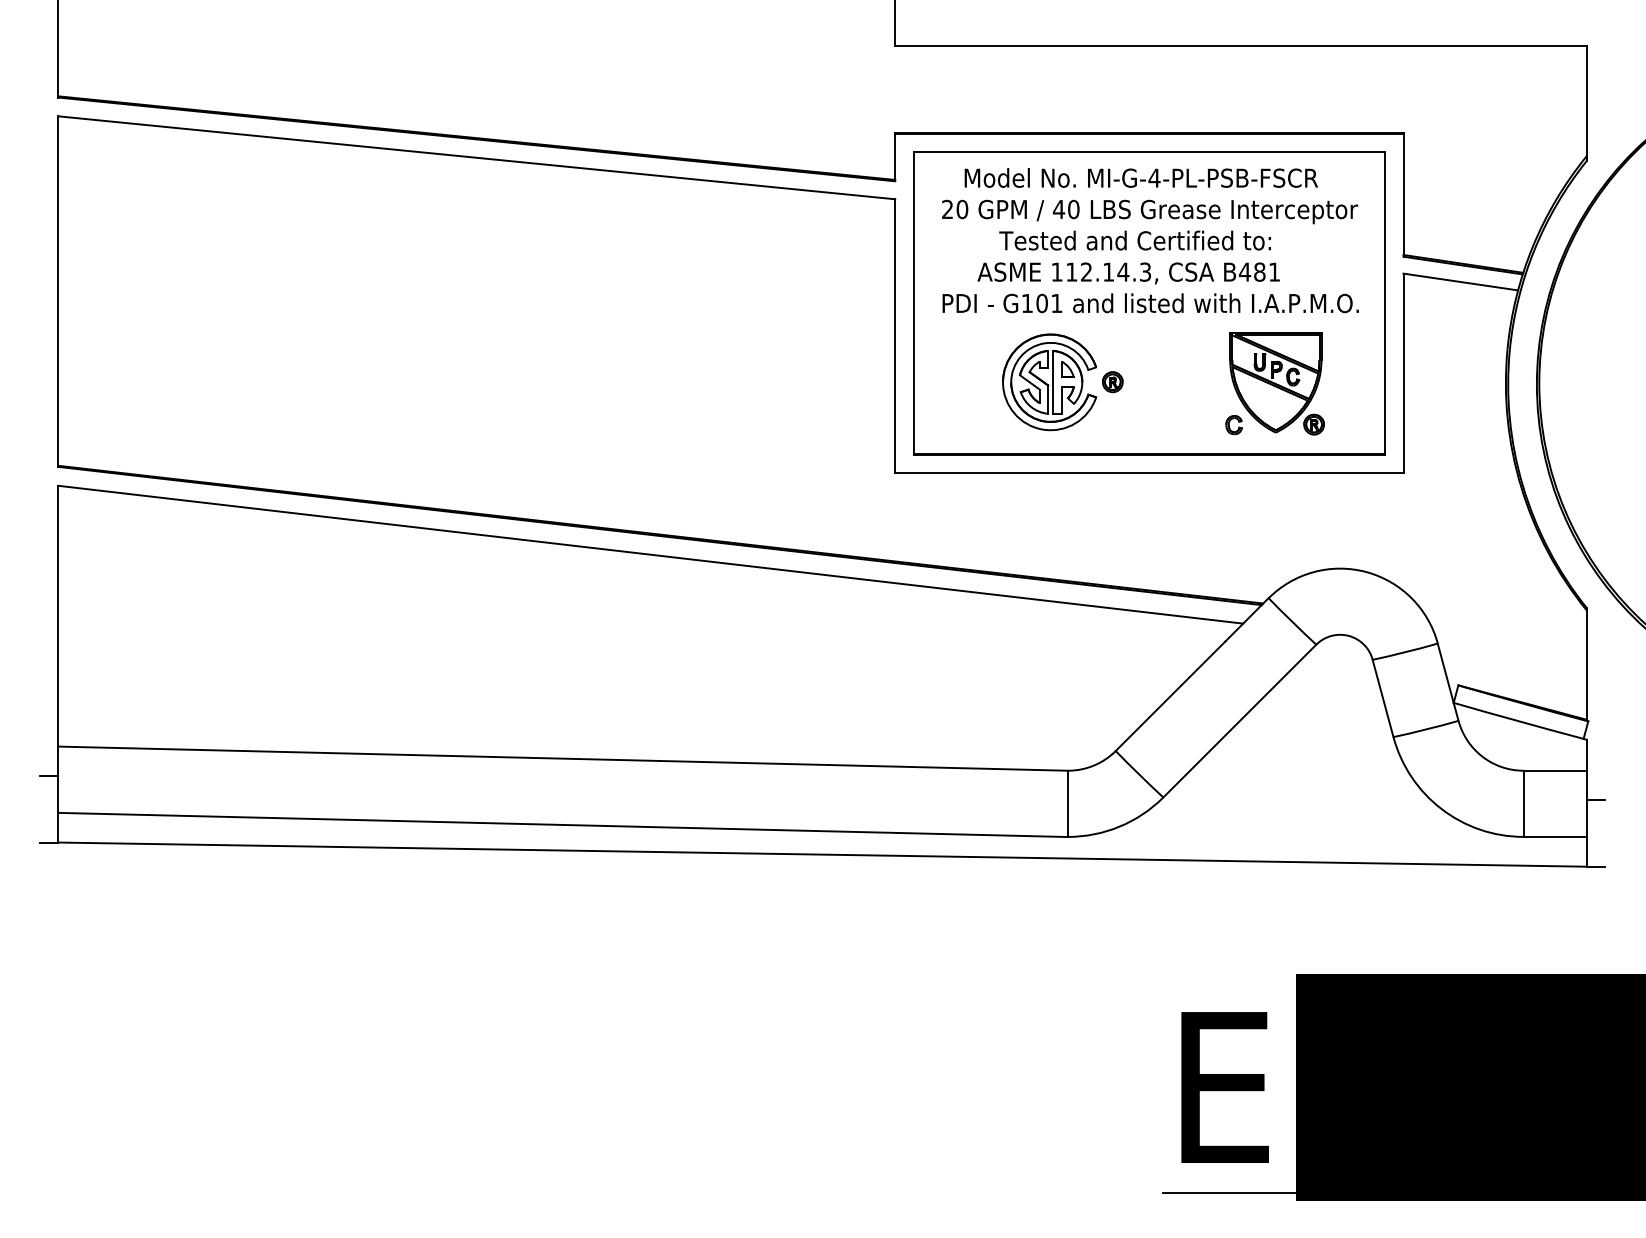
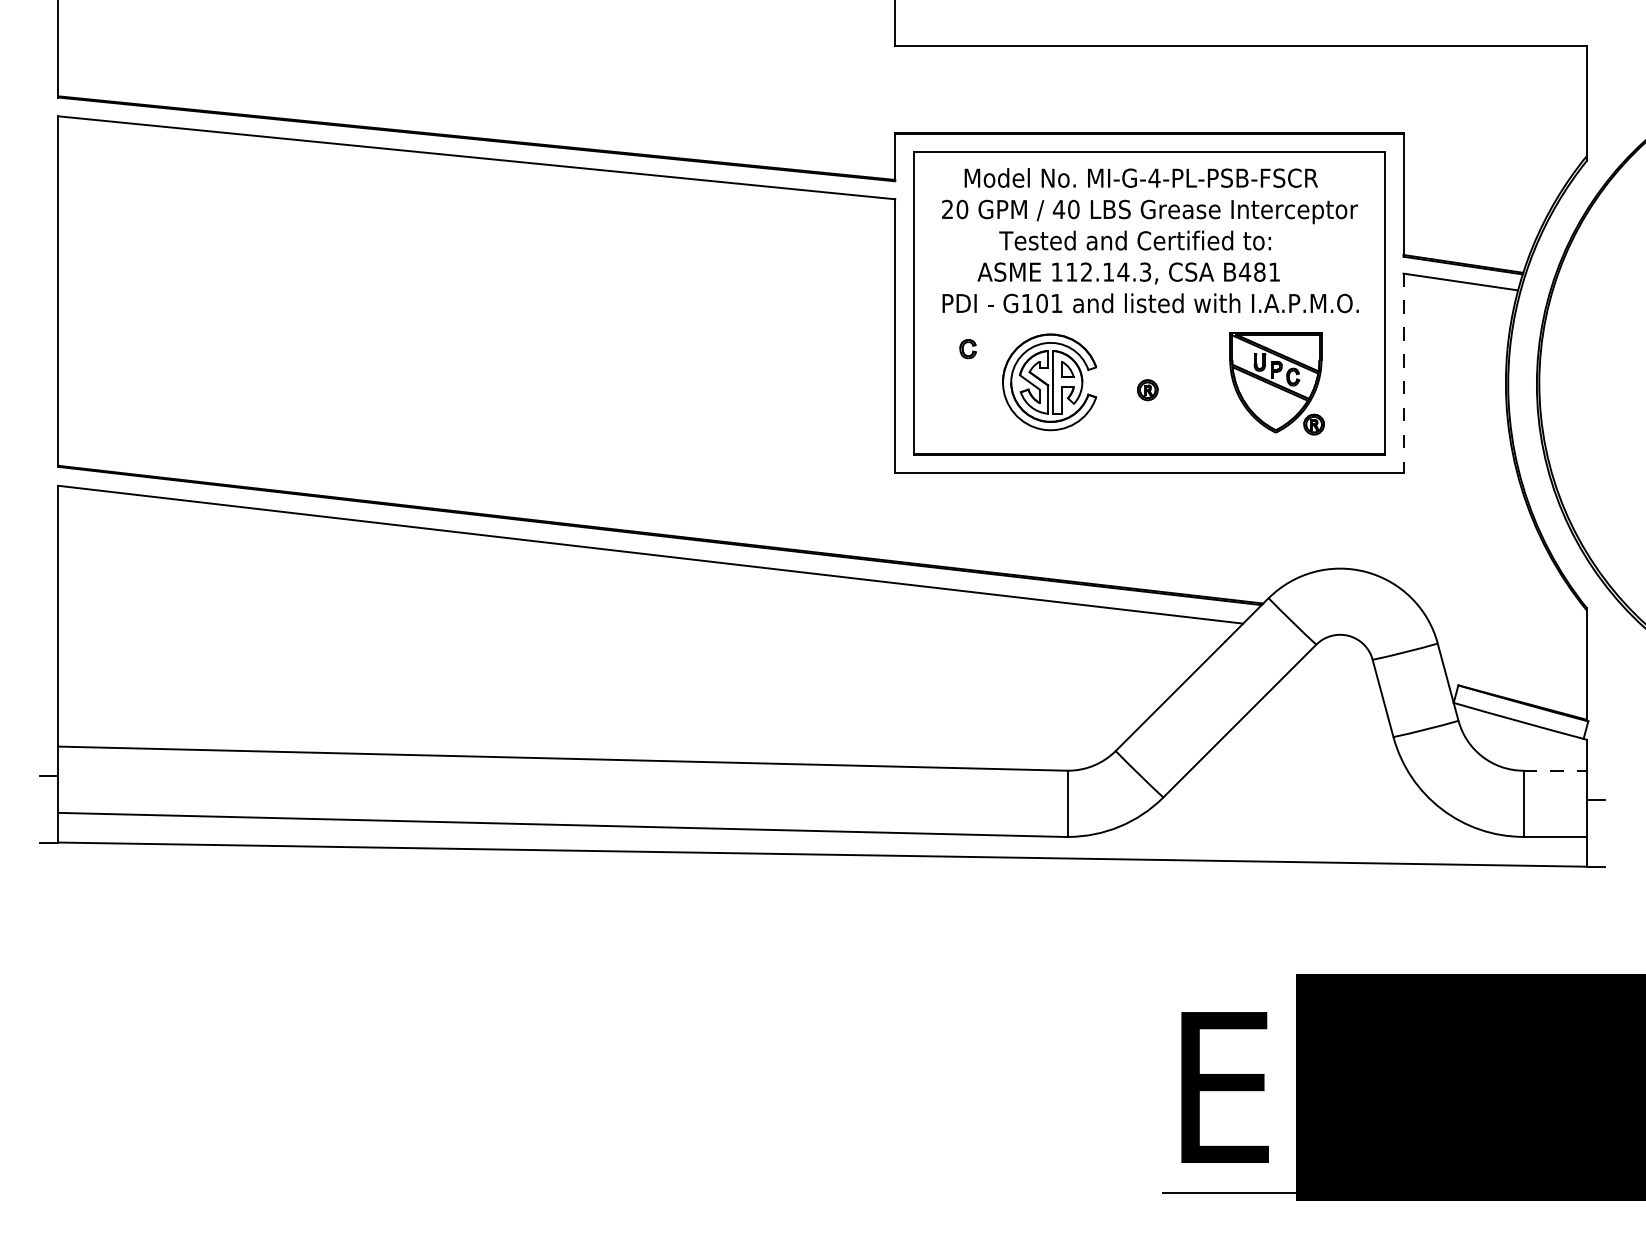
line: solid -> dashed (1403, 373)
part position: (1112, 382) -> (1147, 390) (1147, 390)
part position: (1233, 425) -> (967, 349) (967, 349)
line: solid -> dashed (1555, 770)
